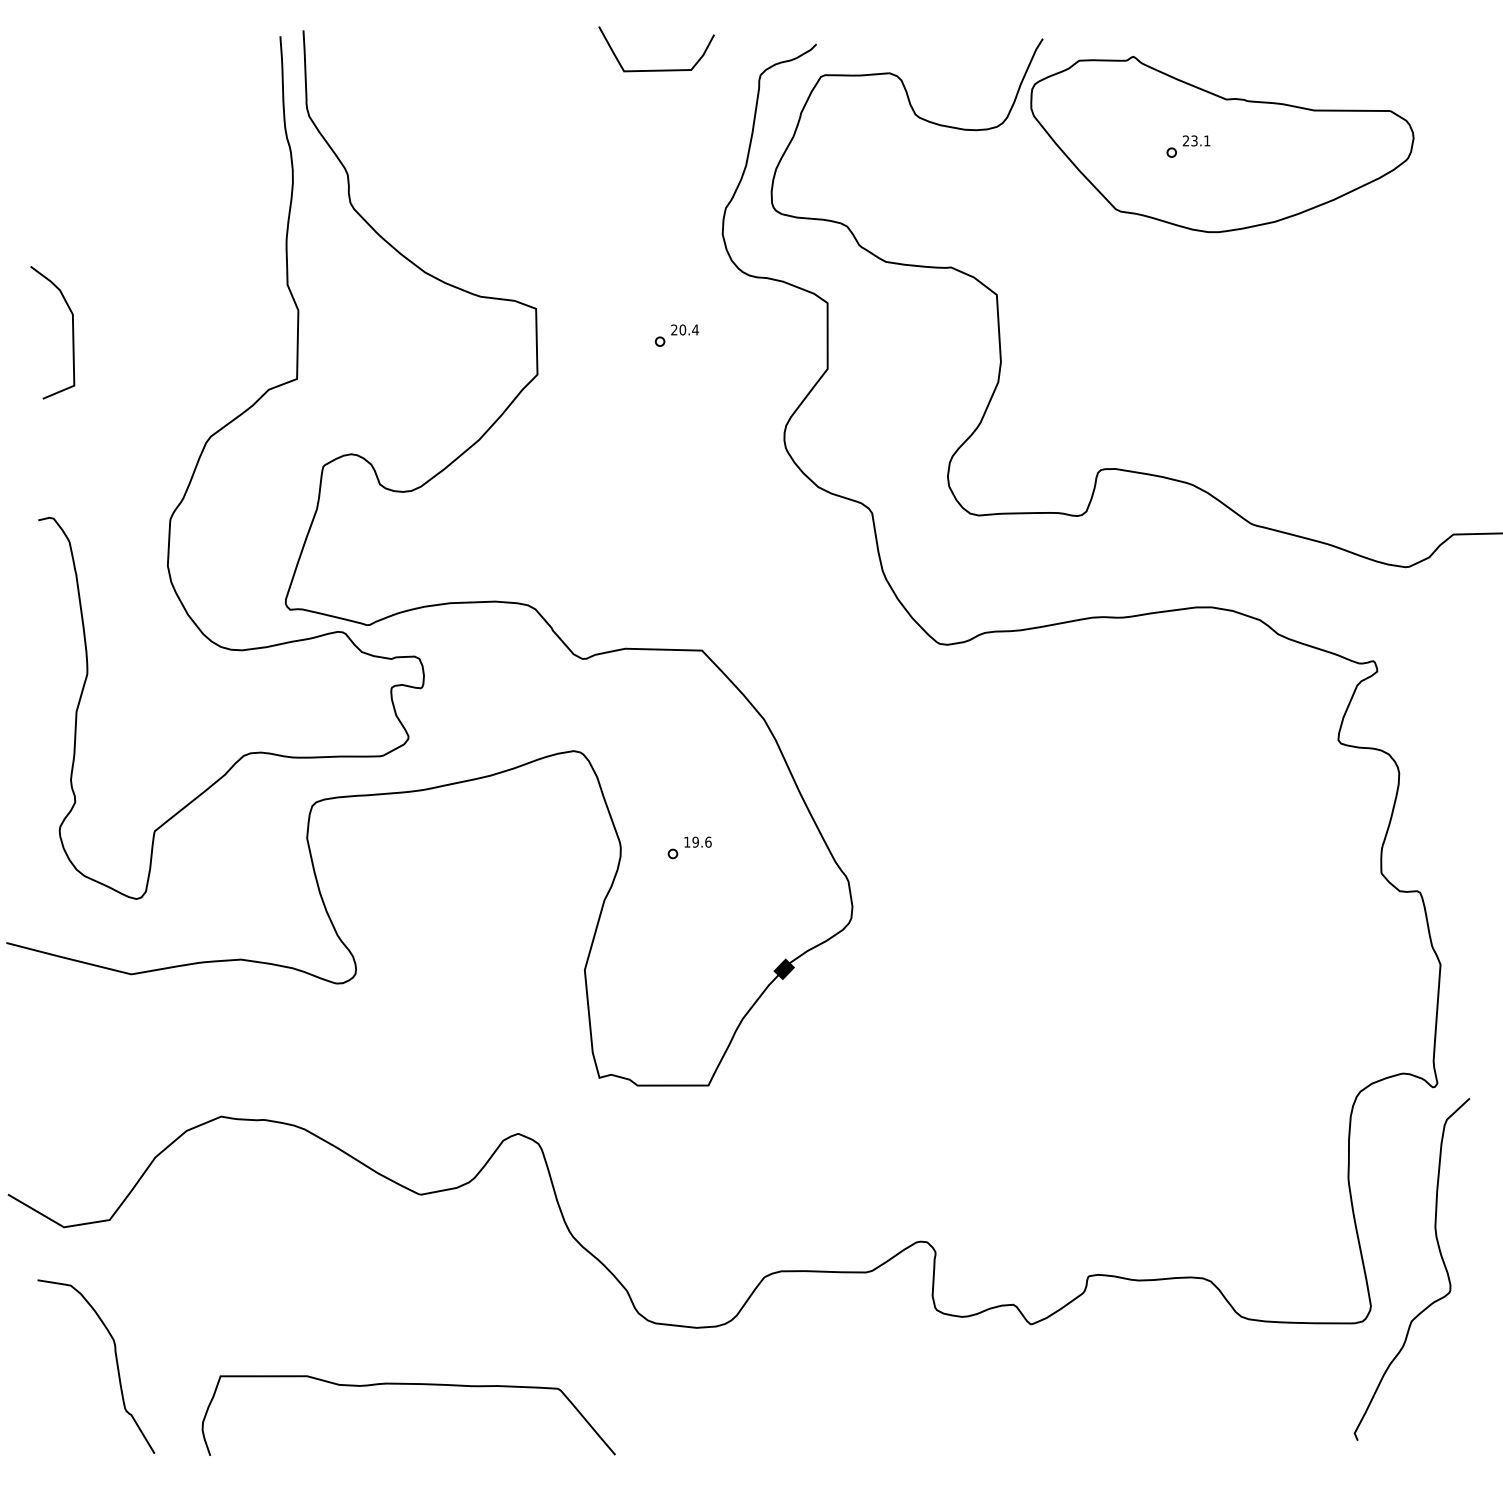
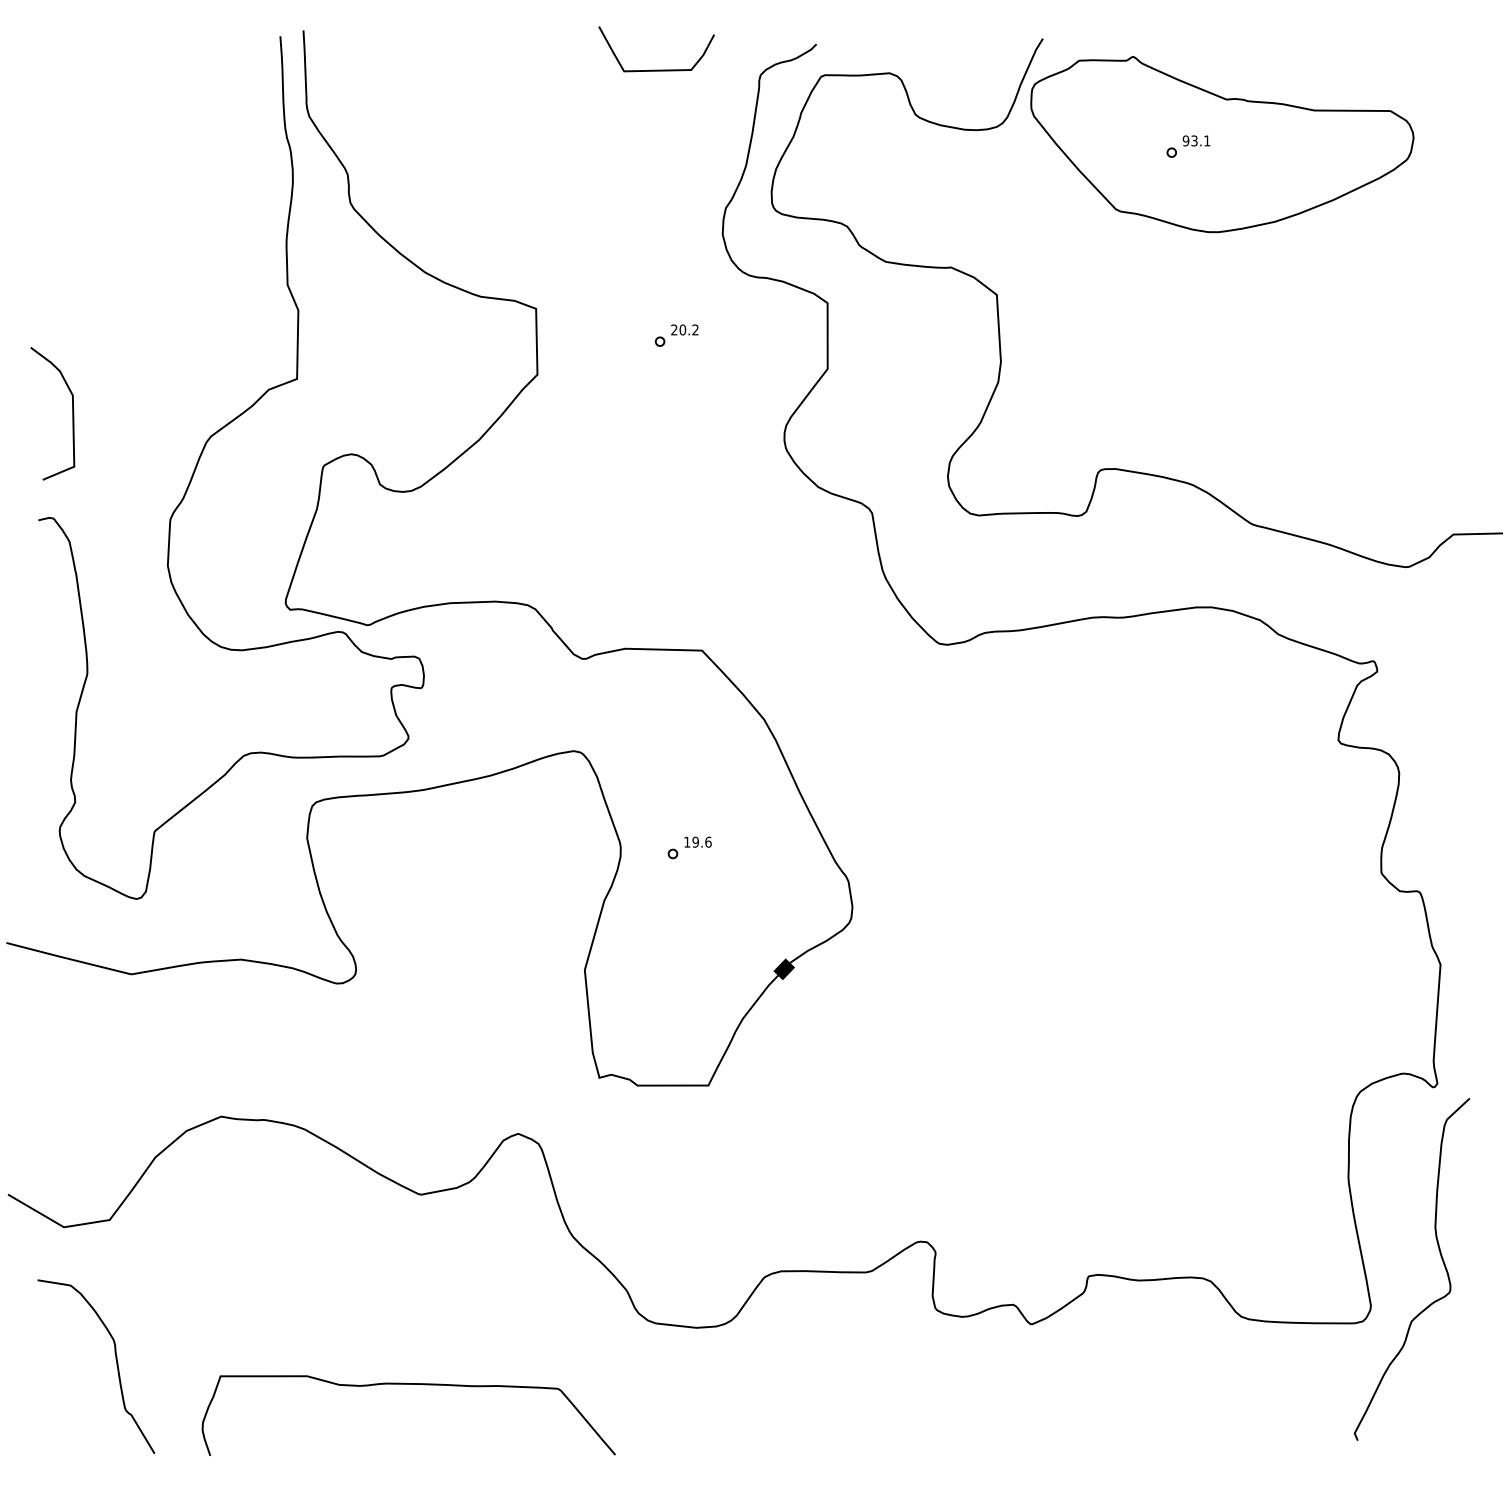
text: 23.1 -> 93.1 (1185, 140)
text: 20.4 -> 20.2 (695, 329)
curve position: (72, 332) -> (72, 413) (72, 413)
